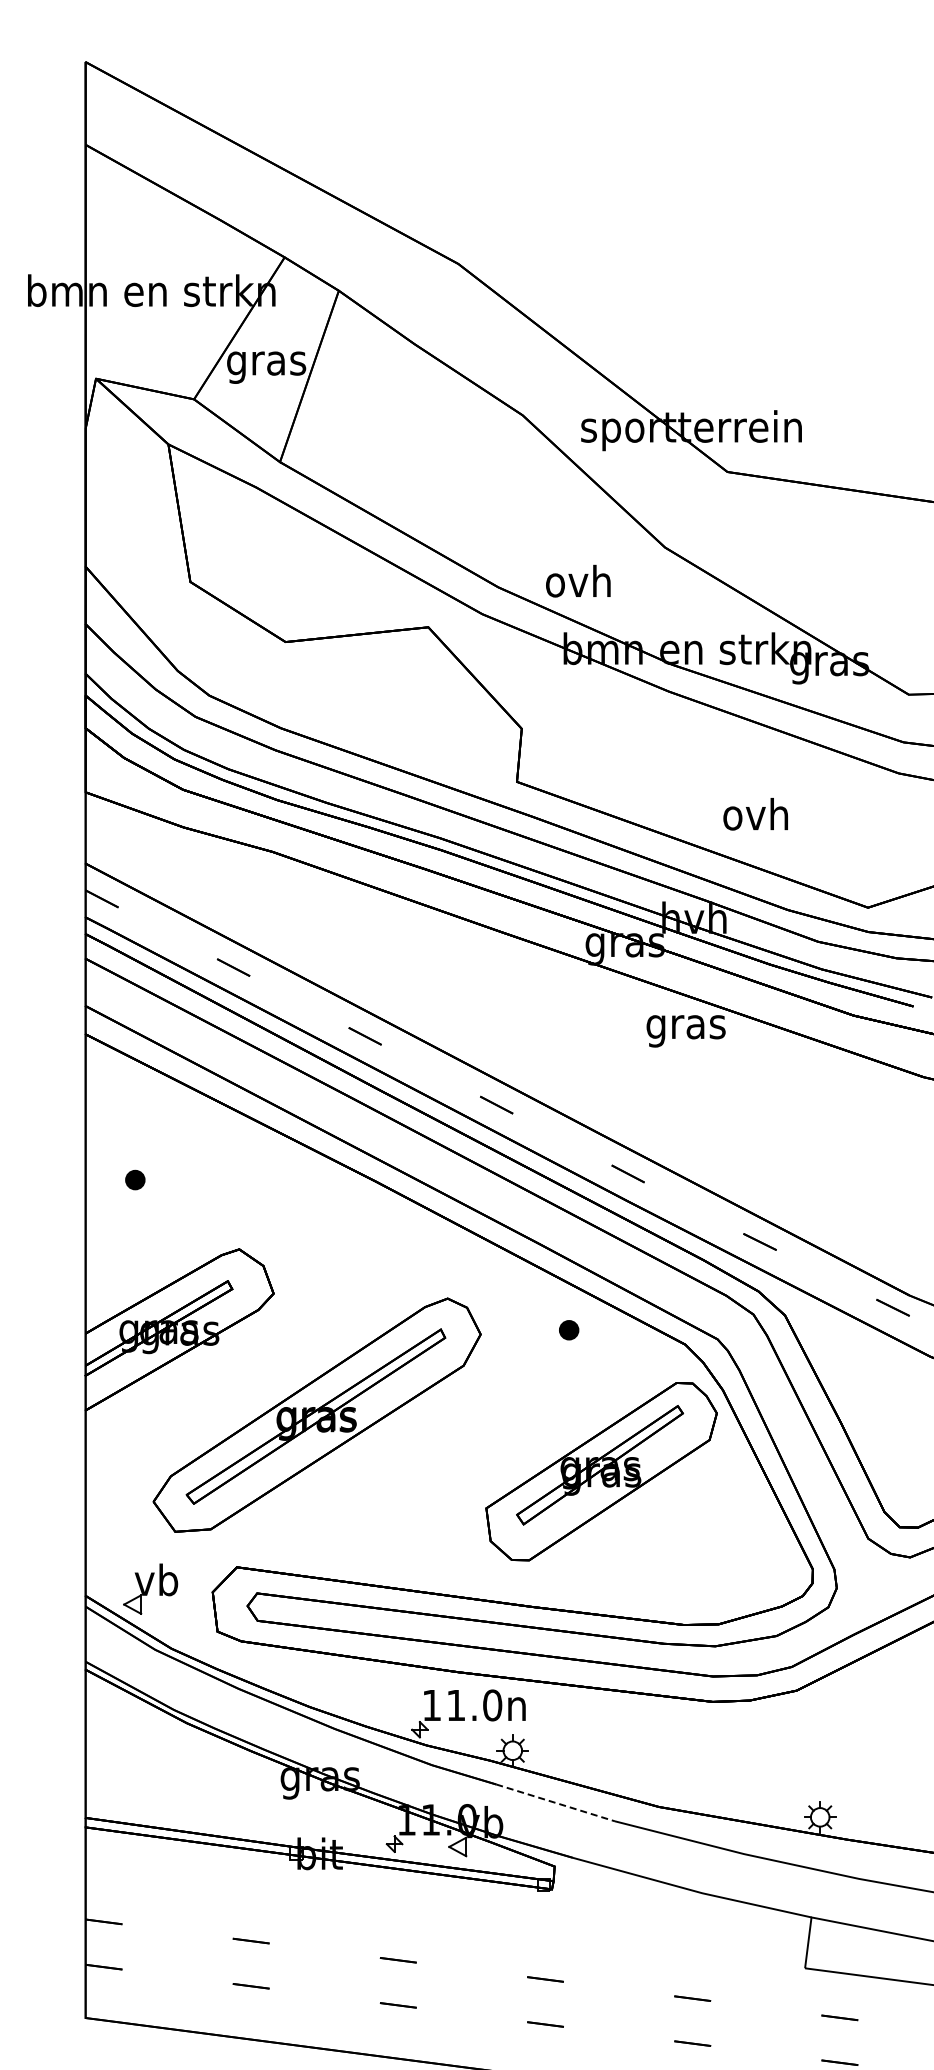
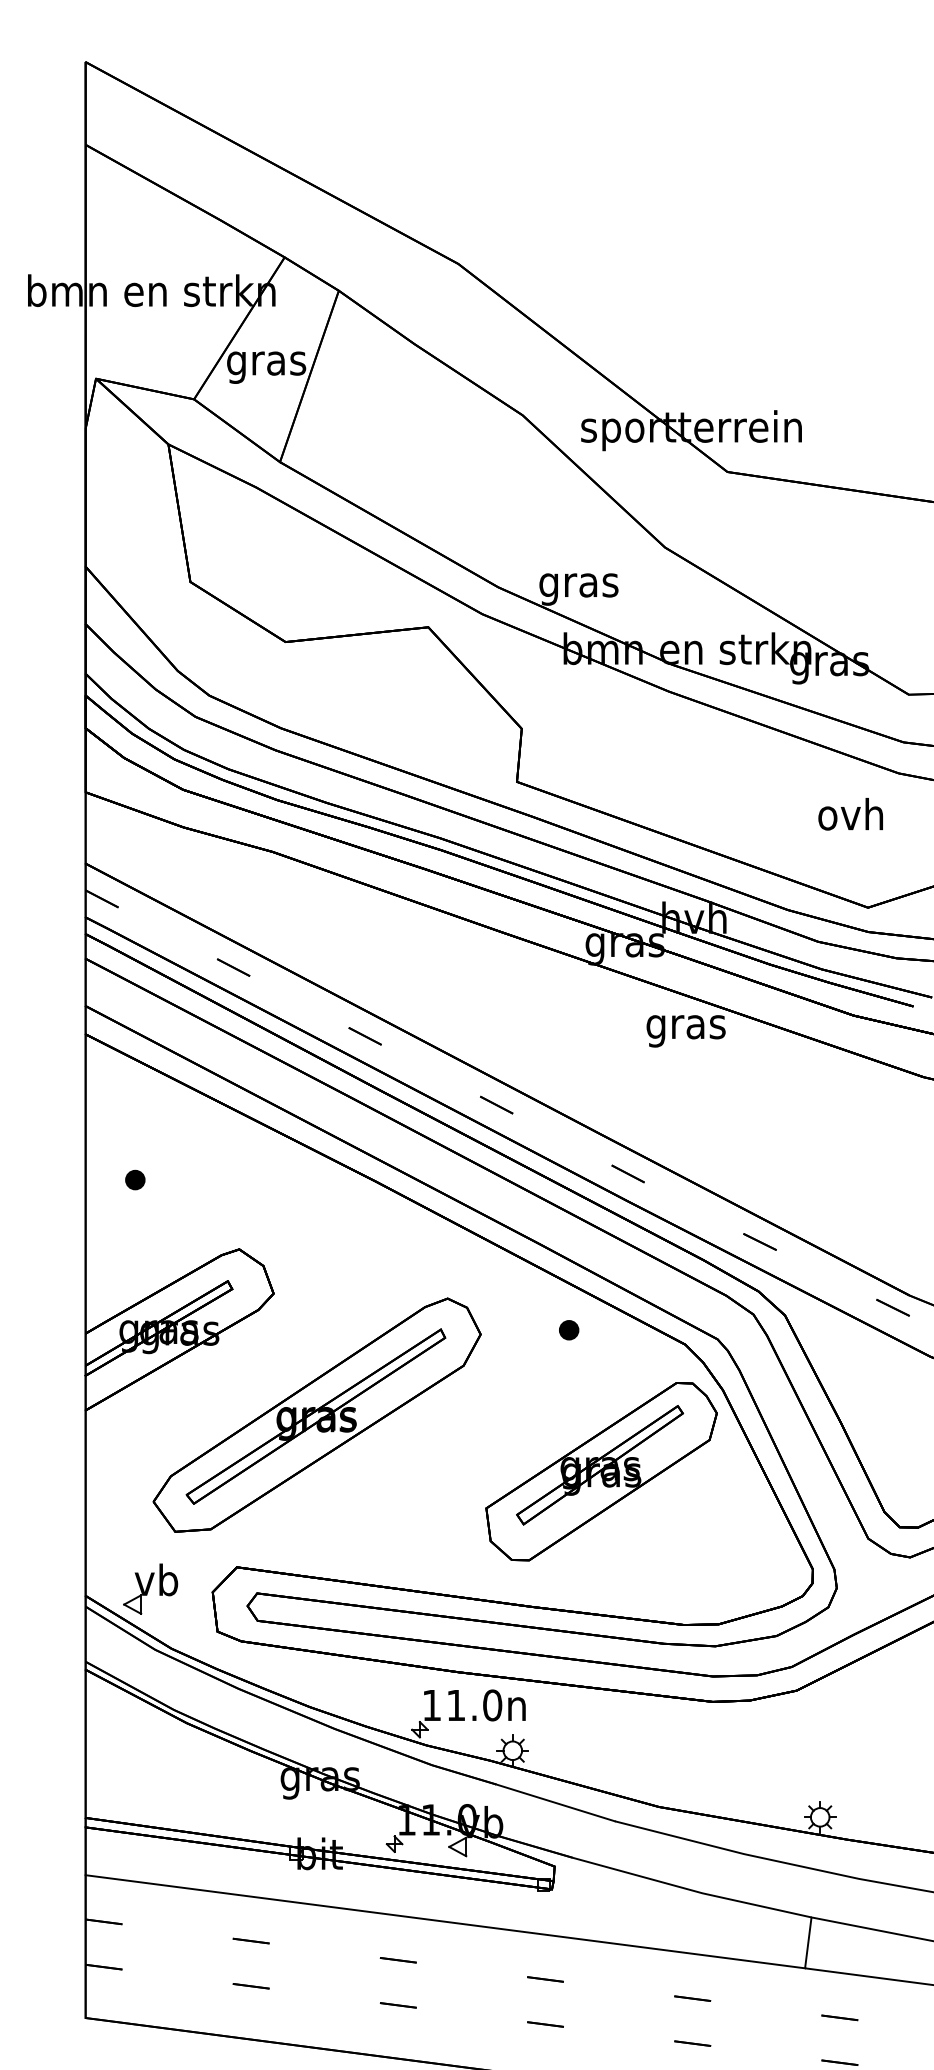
text: ovh -> gras (578, 584)
text position: (755, 814) -> (850, 814) (850, 814)
line: dashed -> solid (556, 1803)
line: none -> present (445, 1921)
